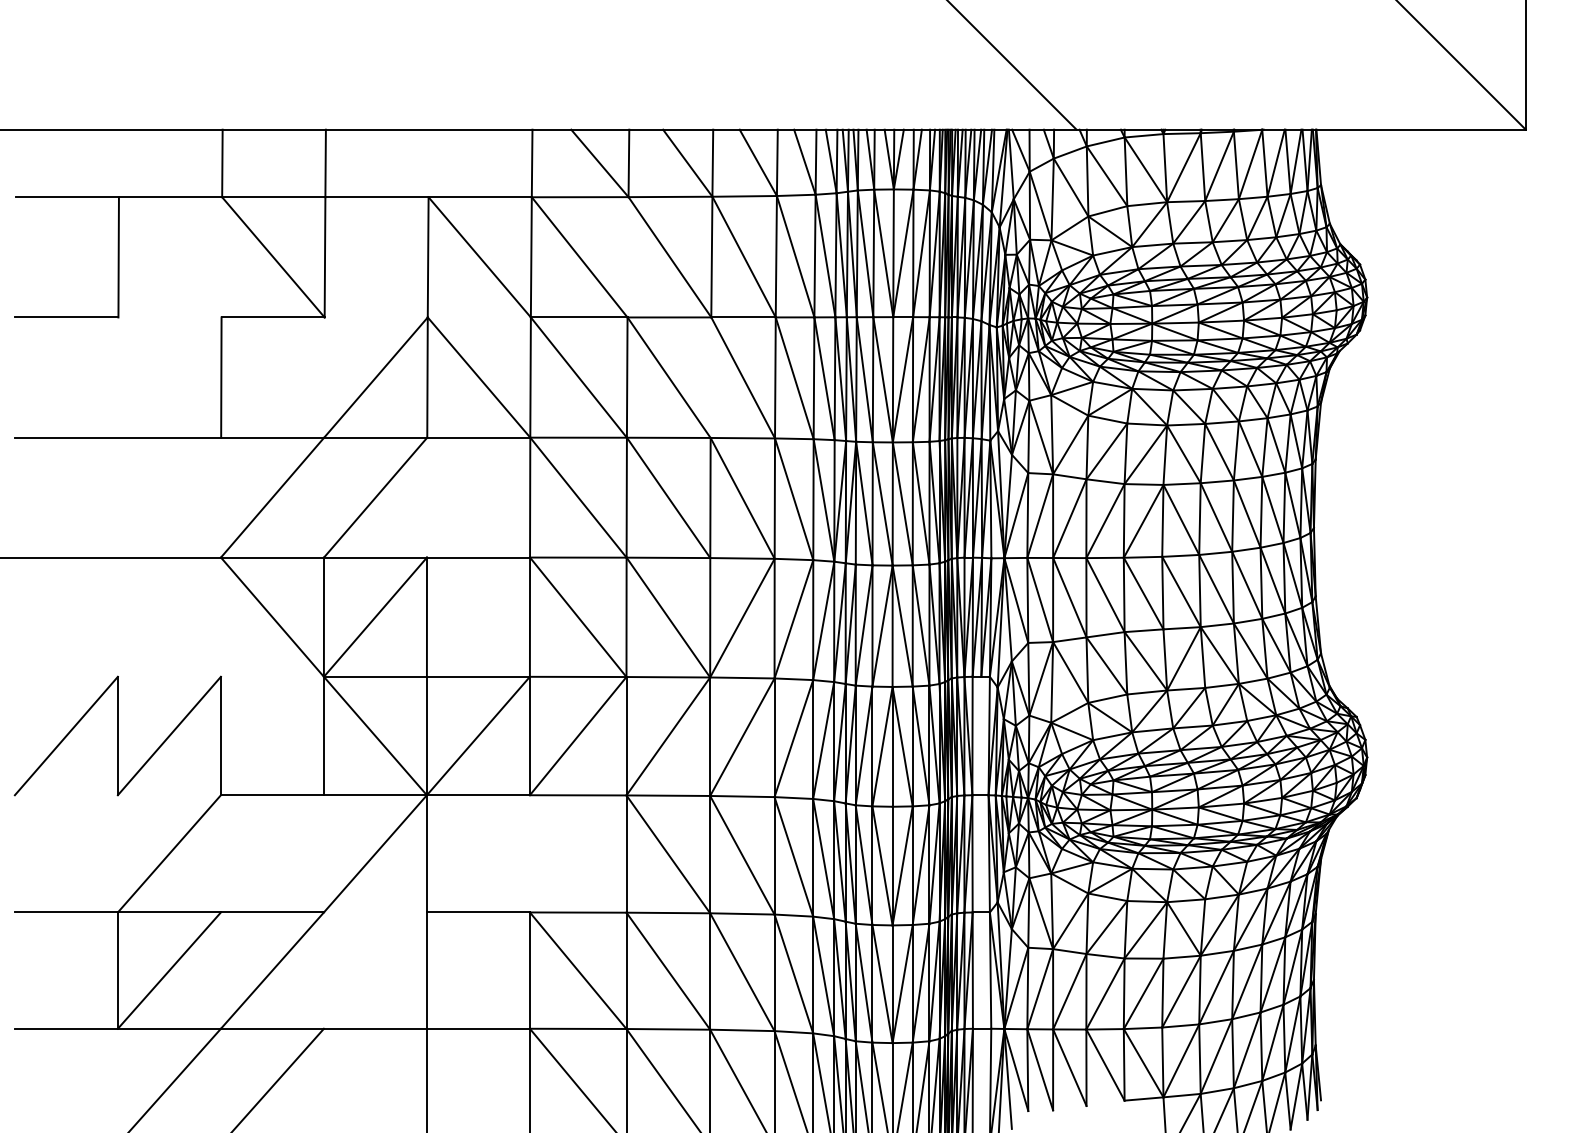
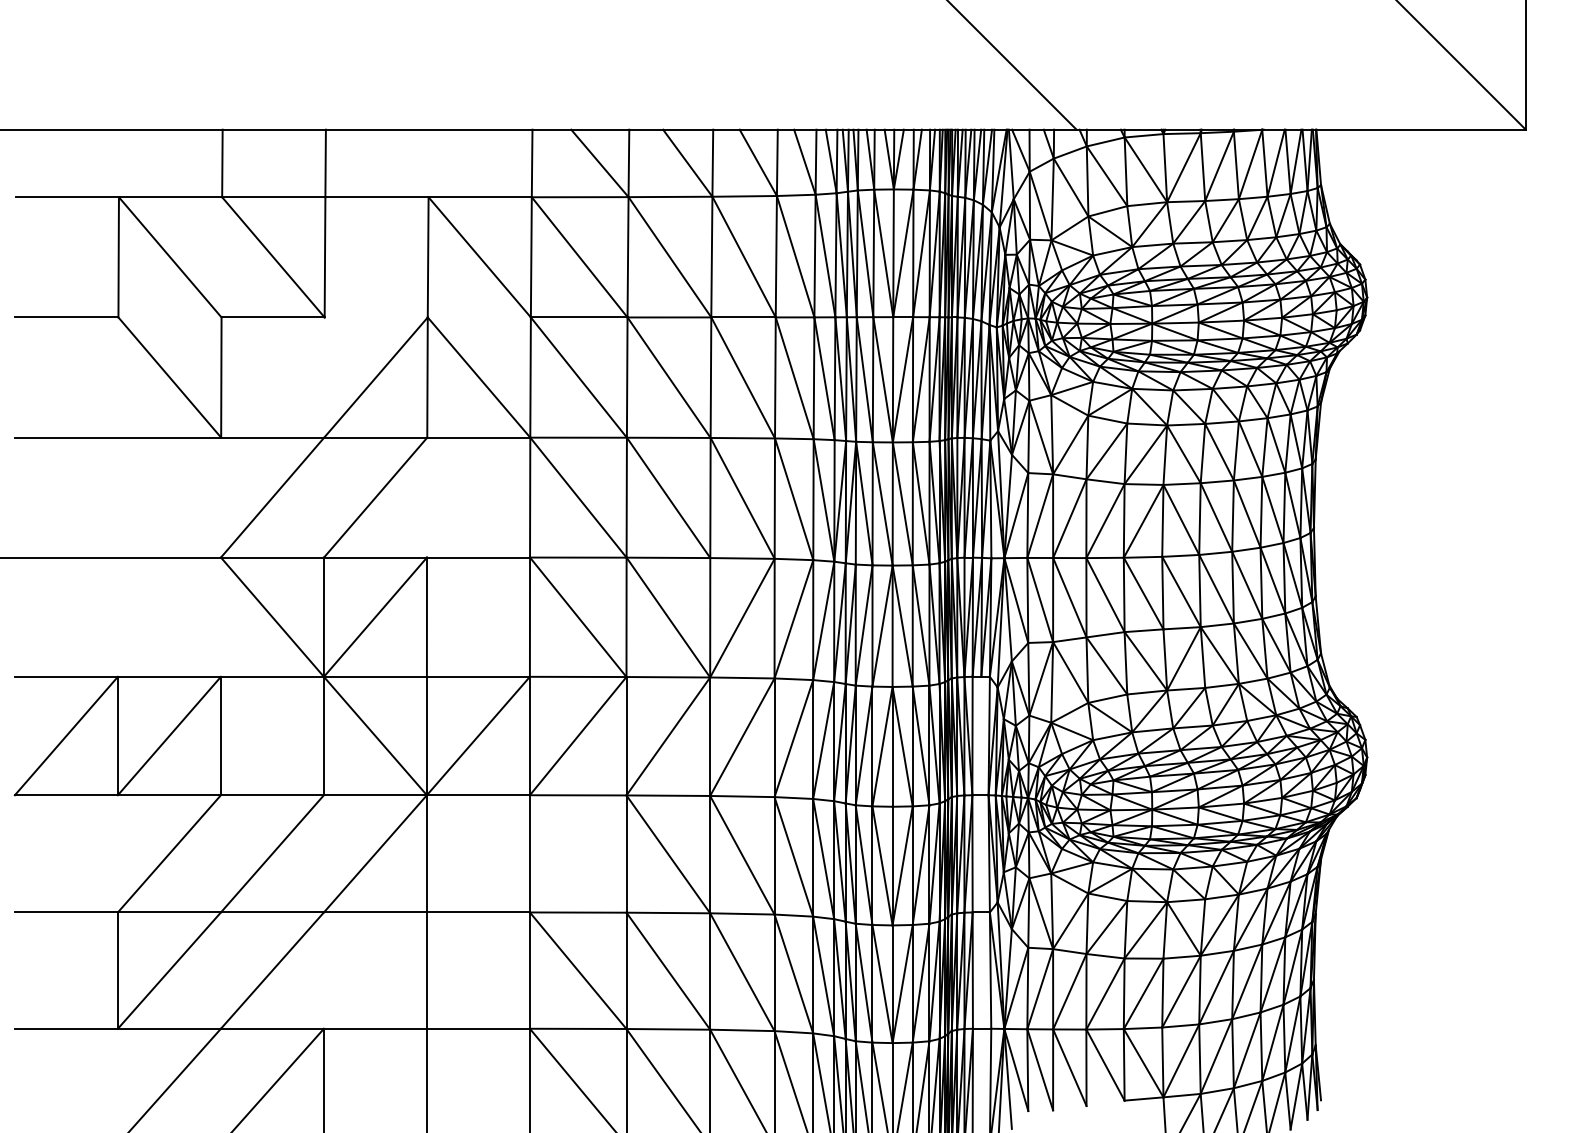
line: none -> present (169, 257)
line: none -> present (627, 257)
line: none -> present (169, 377)
line: none -> present (710, 377)
line: none -> present (168, 676)
line: none -> present (117, 795)
line: none -> present (271, 853)
line: none -> present (529, 853)
line: none -> present (374, 912)
line: none -> present (323, 1078)
